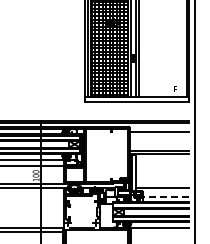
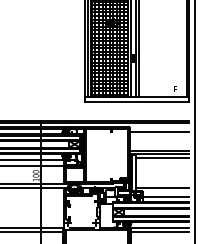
line: none -> present (162, 158)
line: dashed -> solid (165, 196)
line: none -> present (159, 231)
